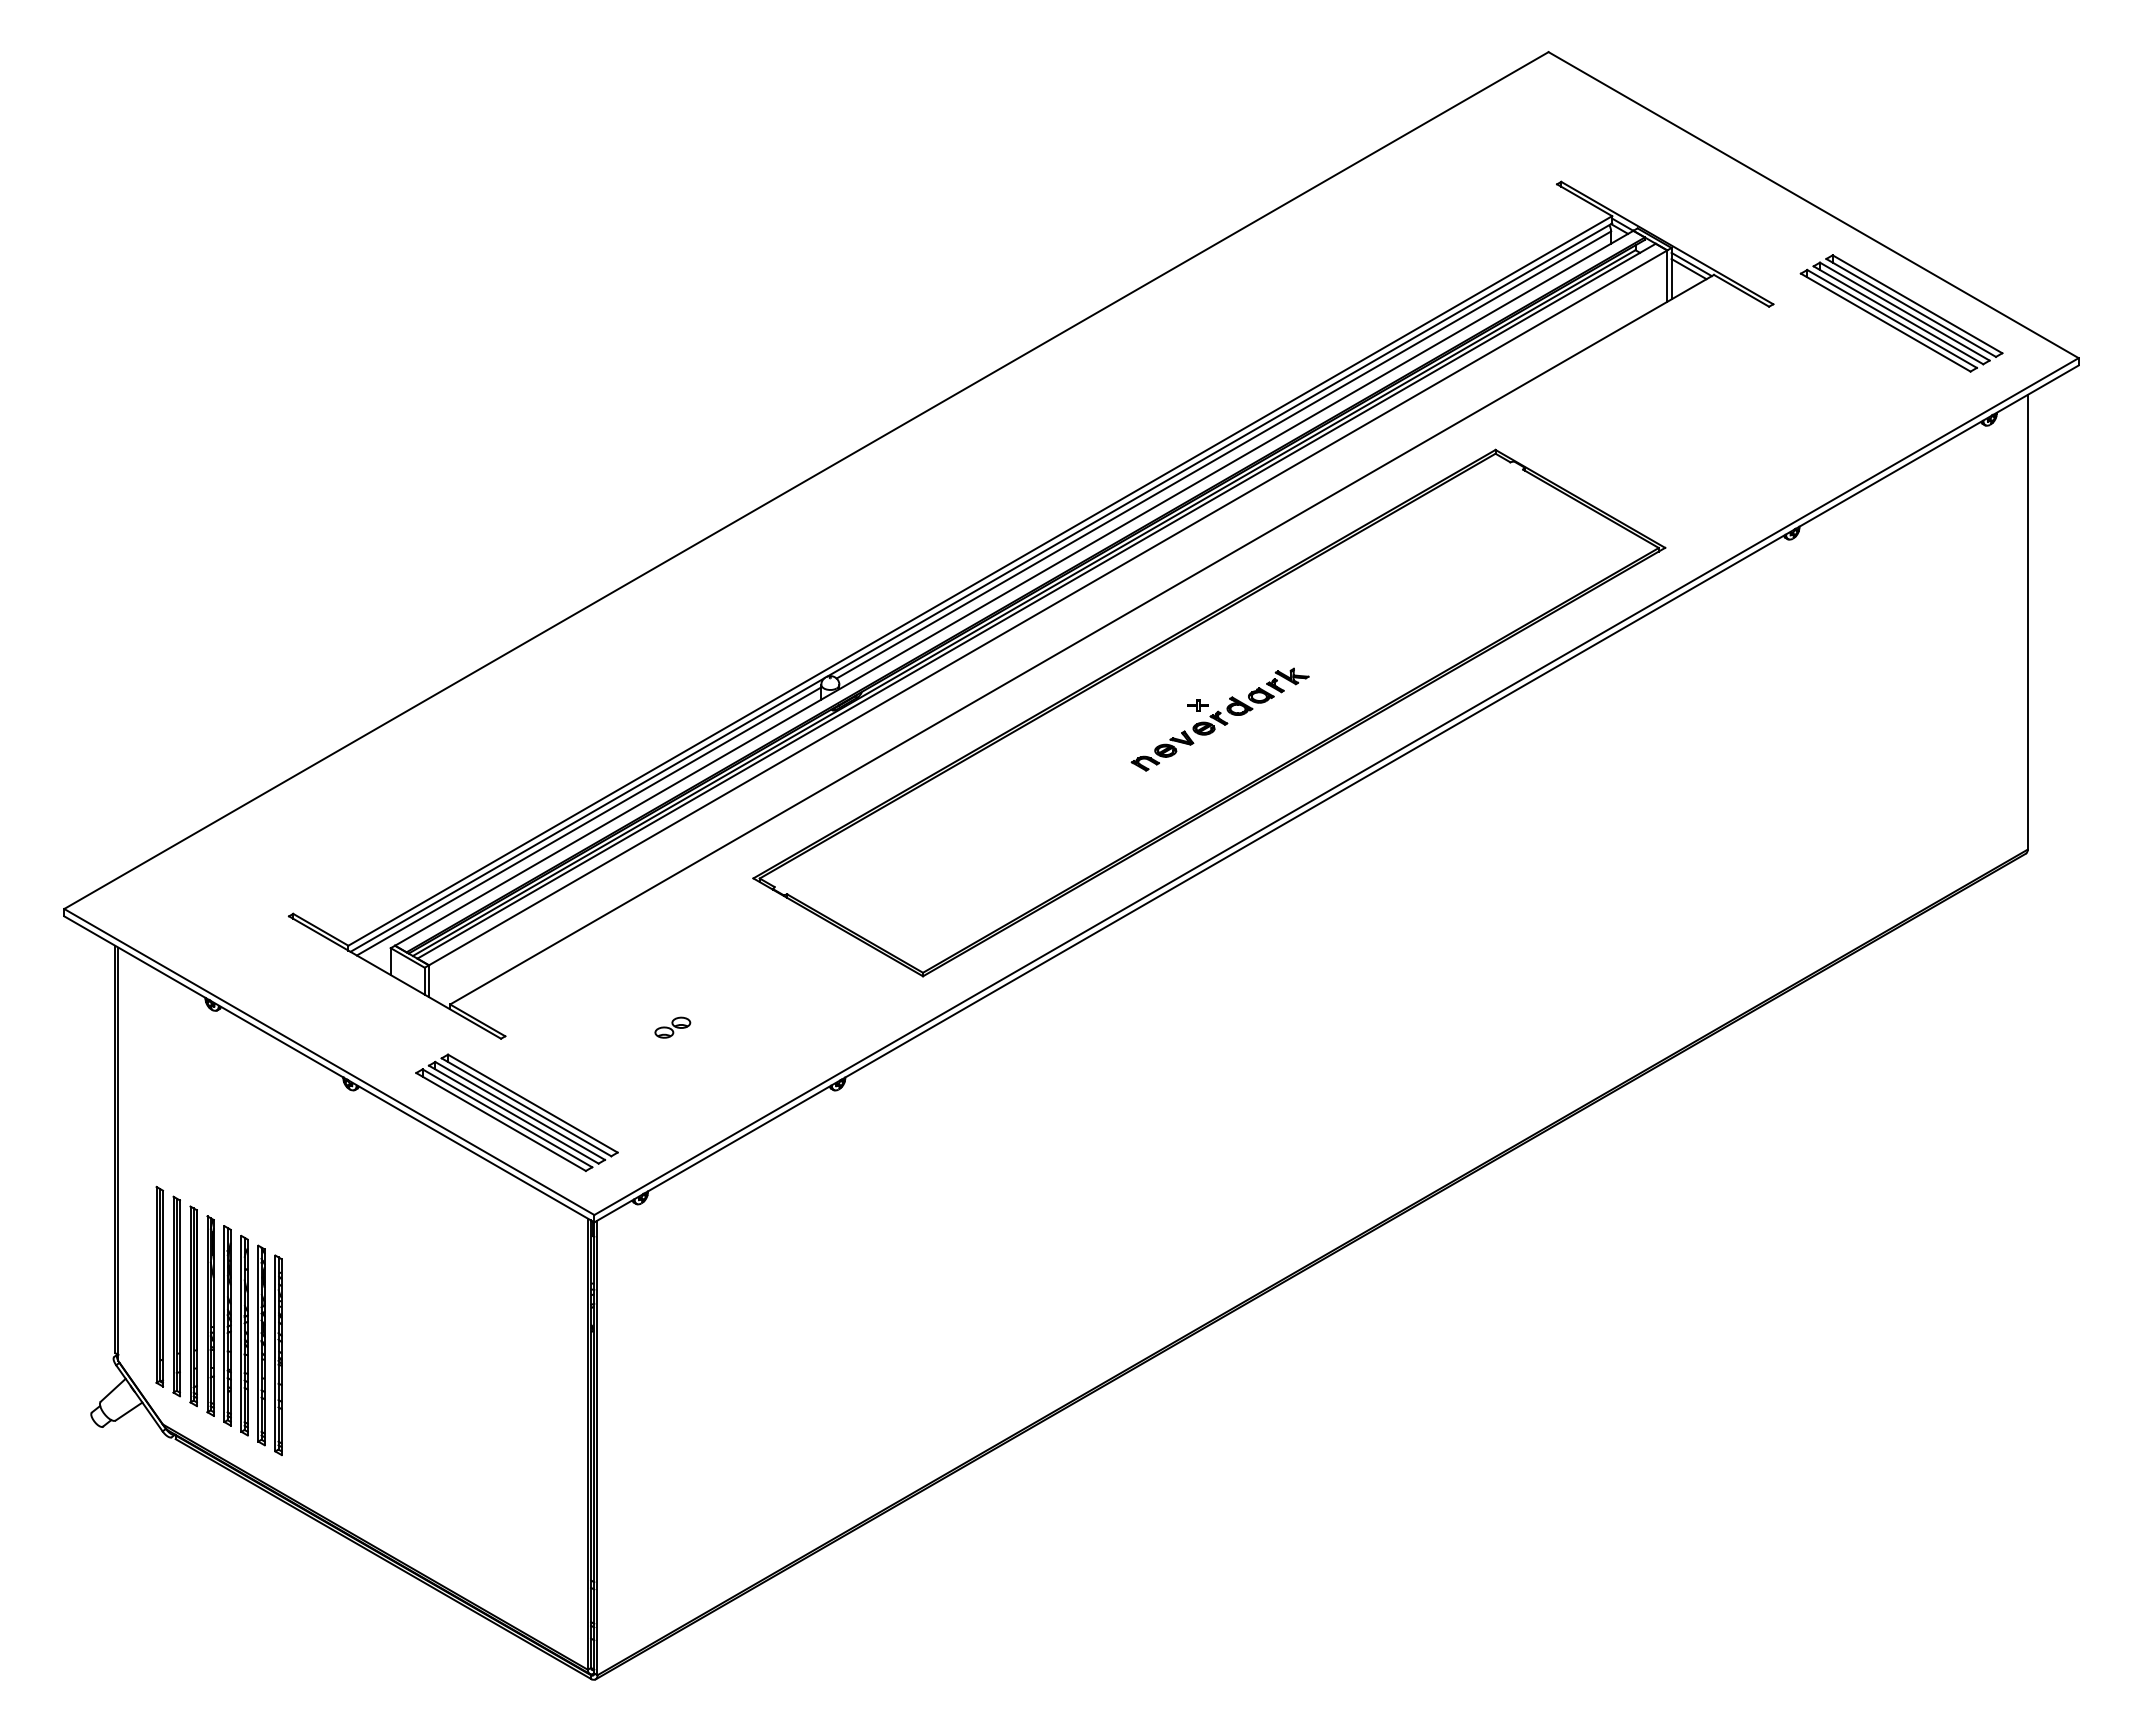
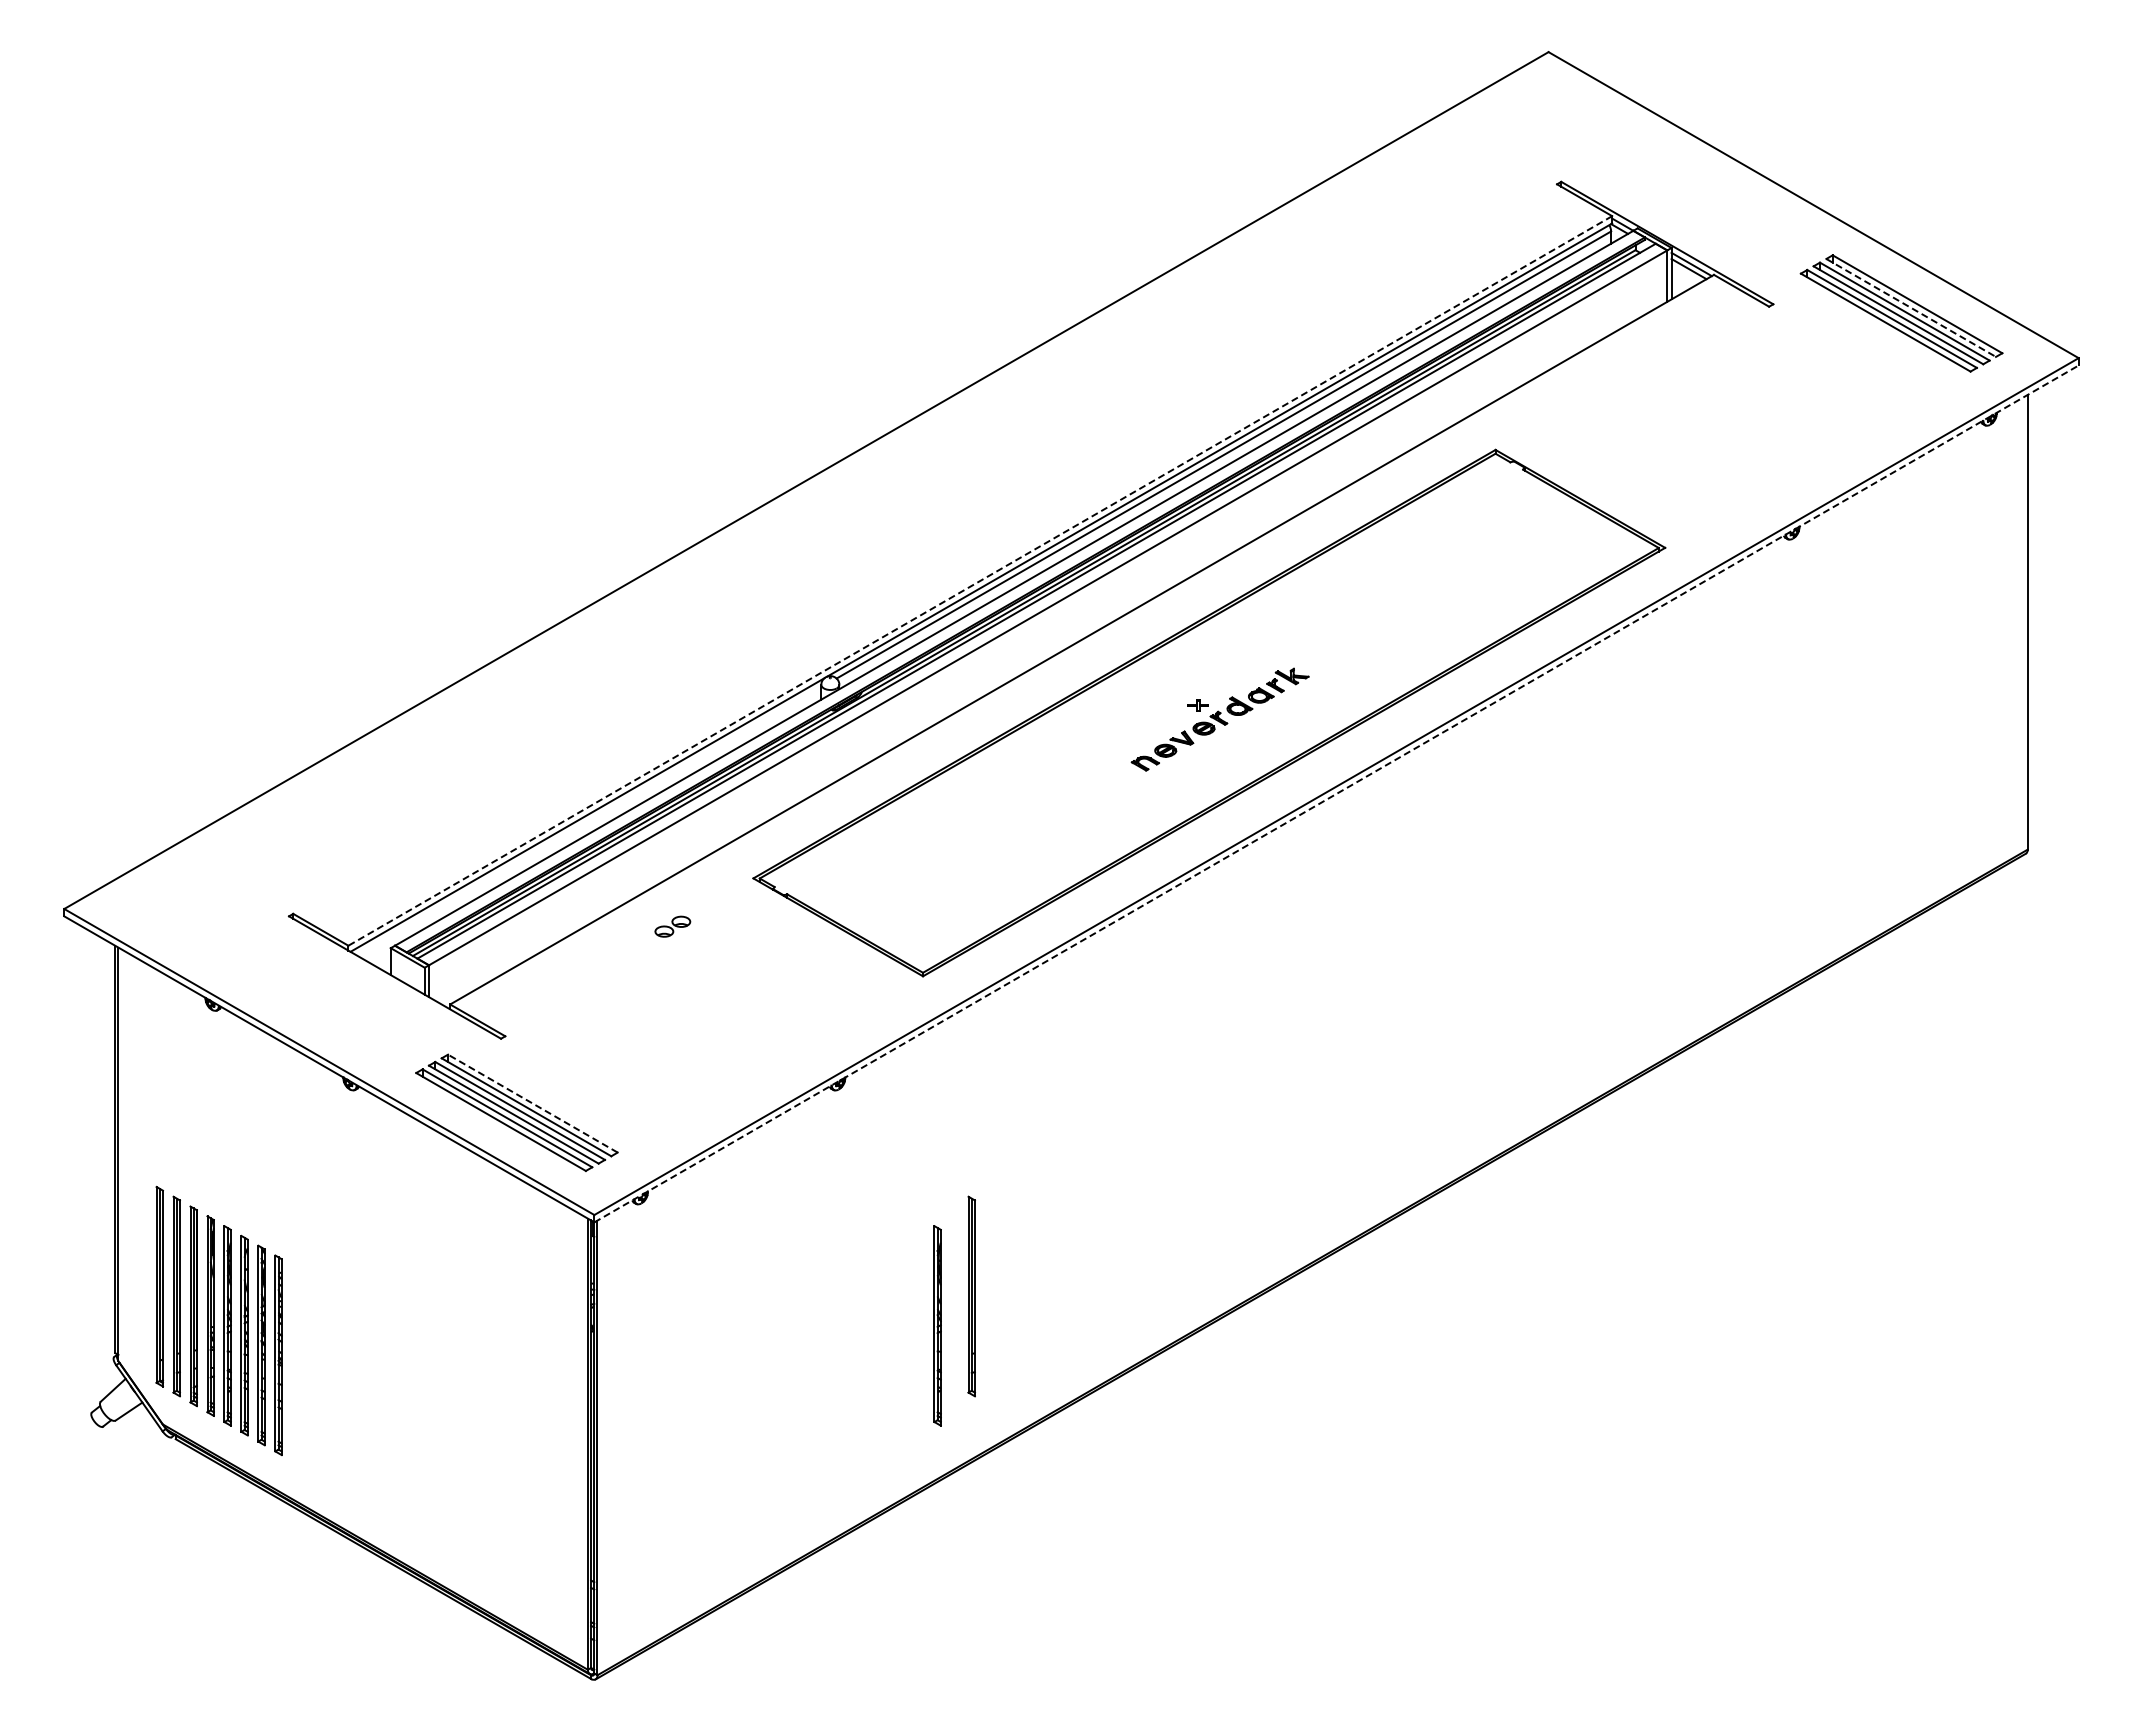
line: solid -> dashed (1911, 307)
line: solid -> dashed (980, 580)
line: solid -> dashed (1336, 793)
line: present -> none (588, 821)
part position: (672, 1027) -> (672, 926) (672, 926)
line: solid -> dashed (532, 1103)
part: none -> present (971, 1296)
part: none -> present (937, 1325)
